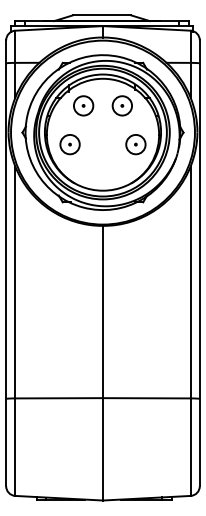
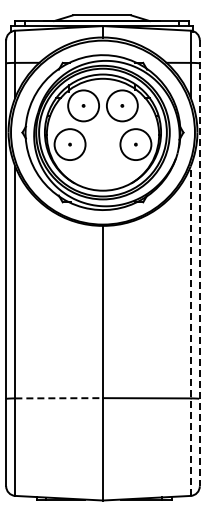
circle diameter: 19 px -> 31 px (83, 105)
circle diameter: 19 px -> 31 px (121, 105)
circle diameter: 19 px -> 31 px (69, 144)
circle diameter: 19 px -> 31 px (135, 144)
line: solid -> dashed (199, 263)
line: solid -> dashed (190, 331)
line: solid -> dashed (59, 398)
